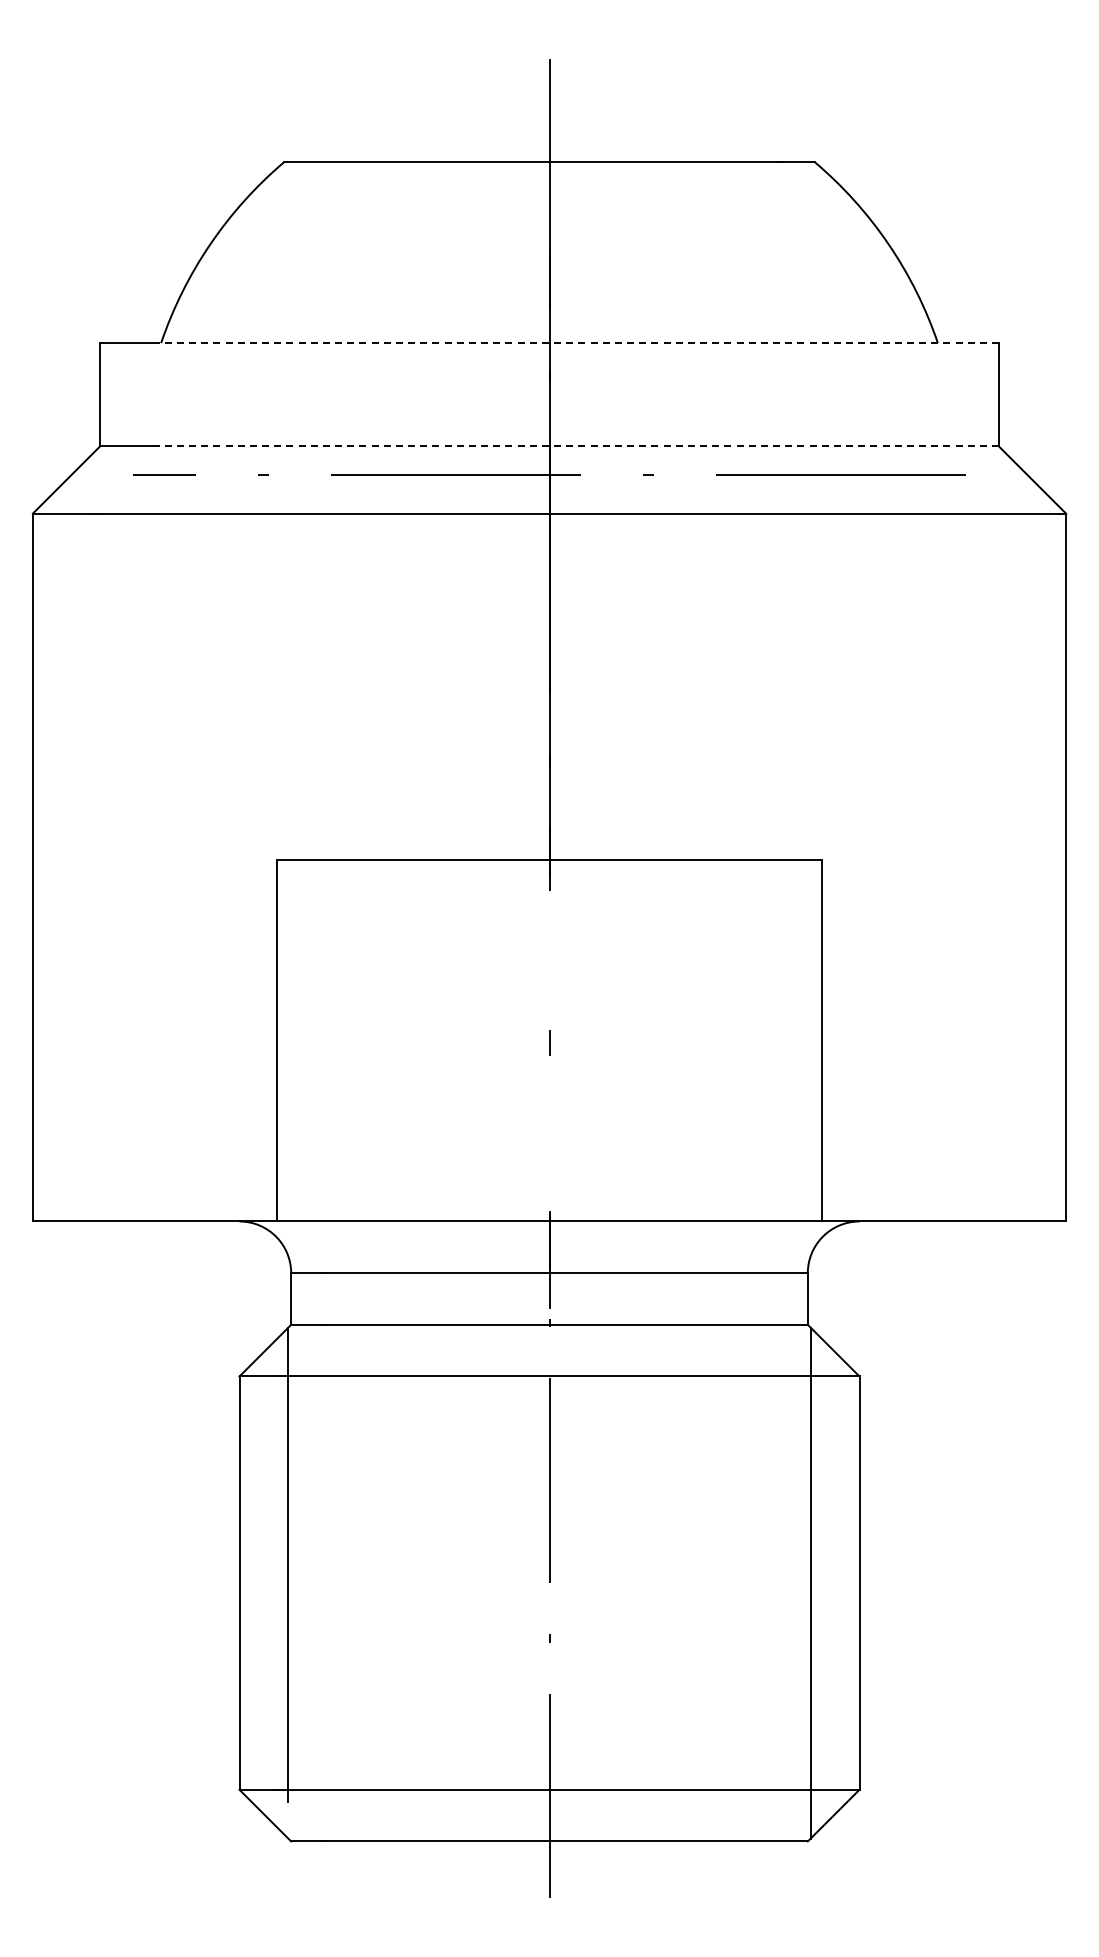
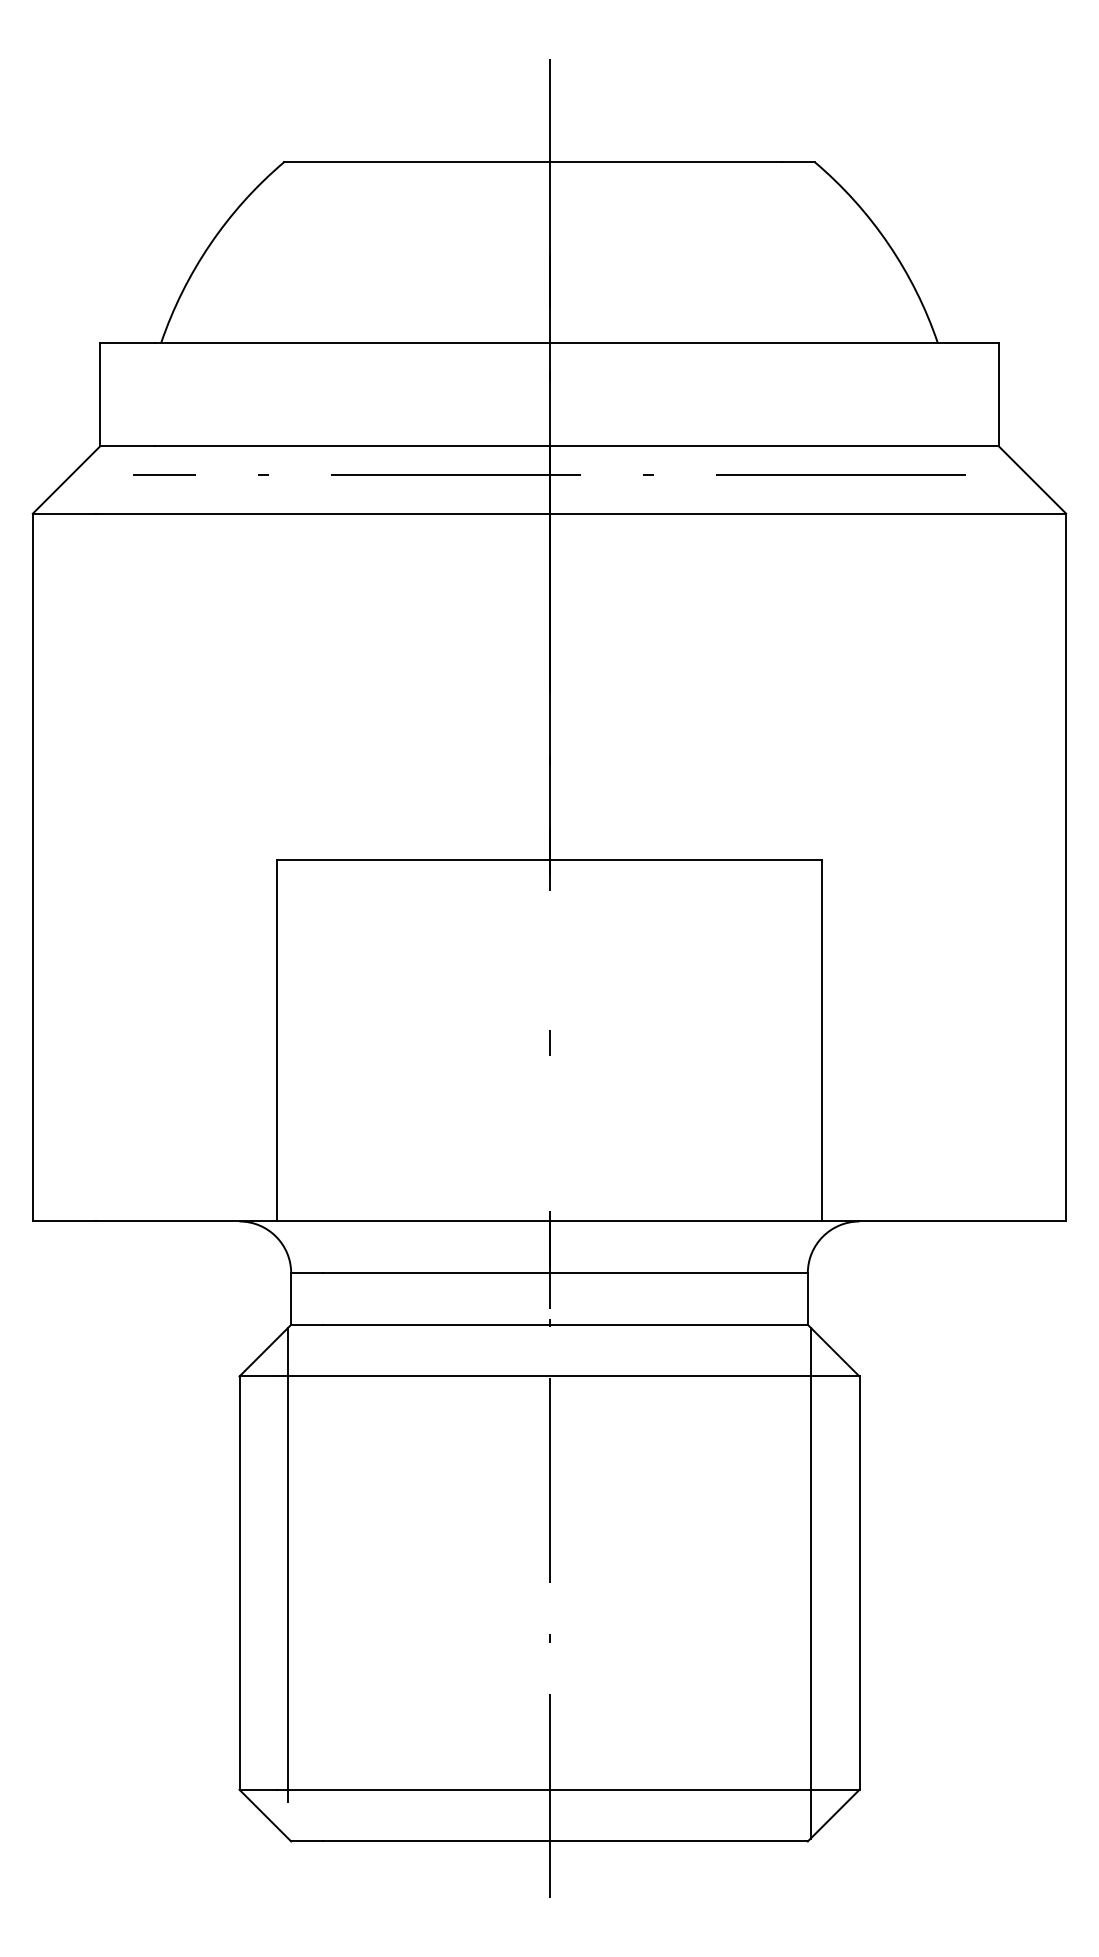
line: dashed -> solid (577, 343)
line: dashed -> solid (577, 446)
